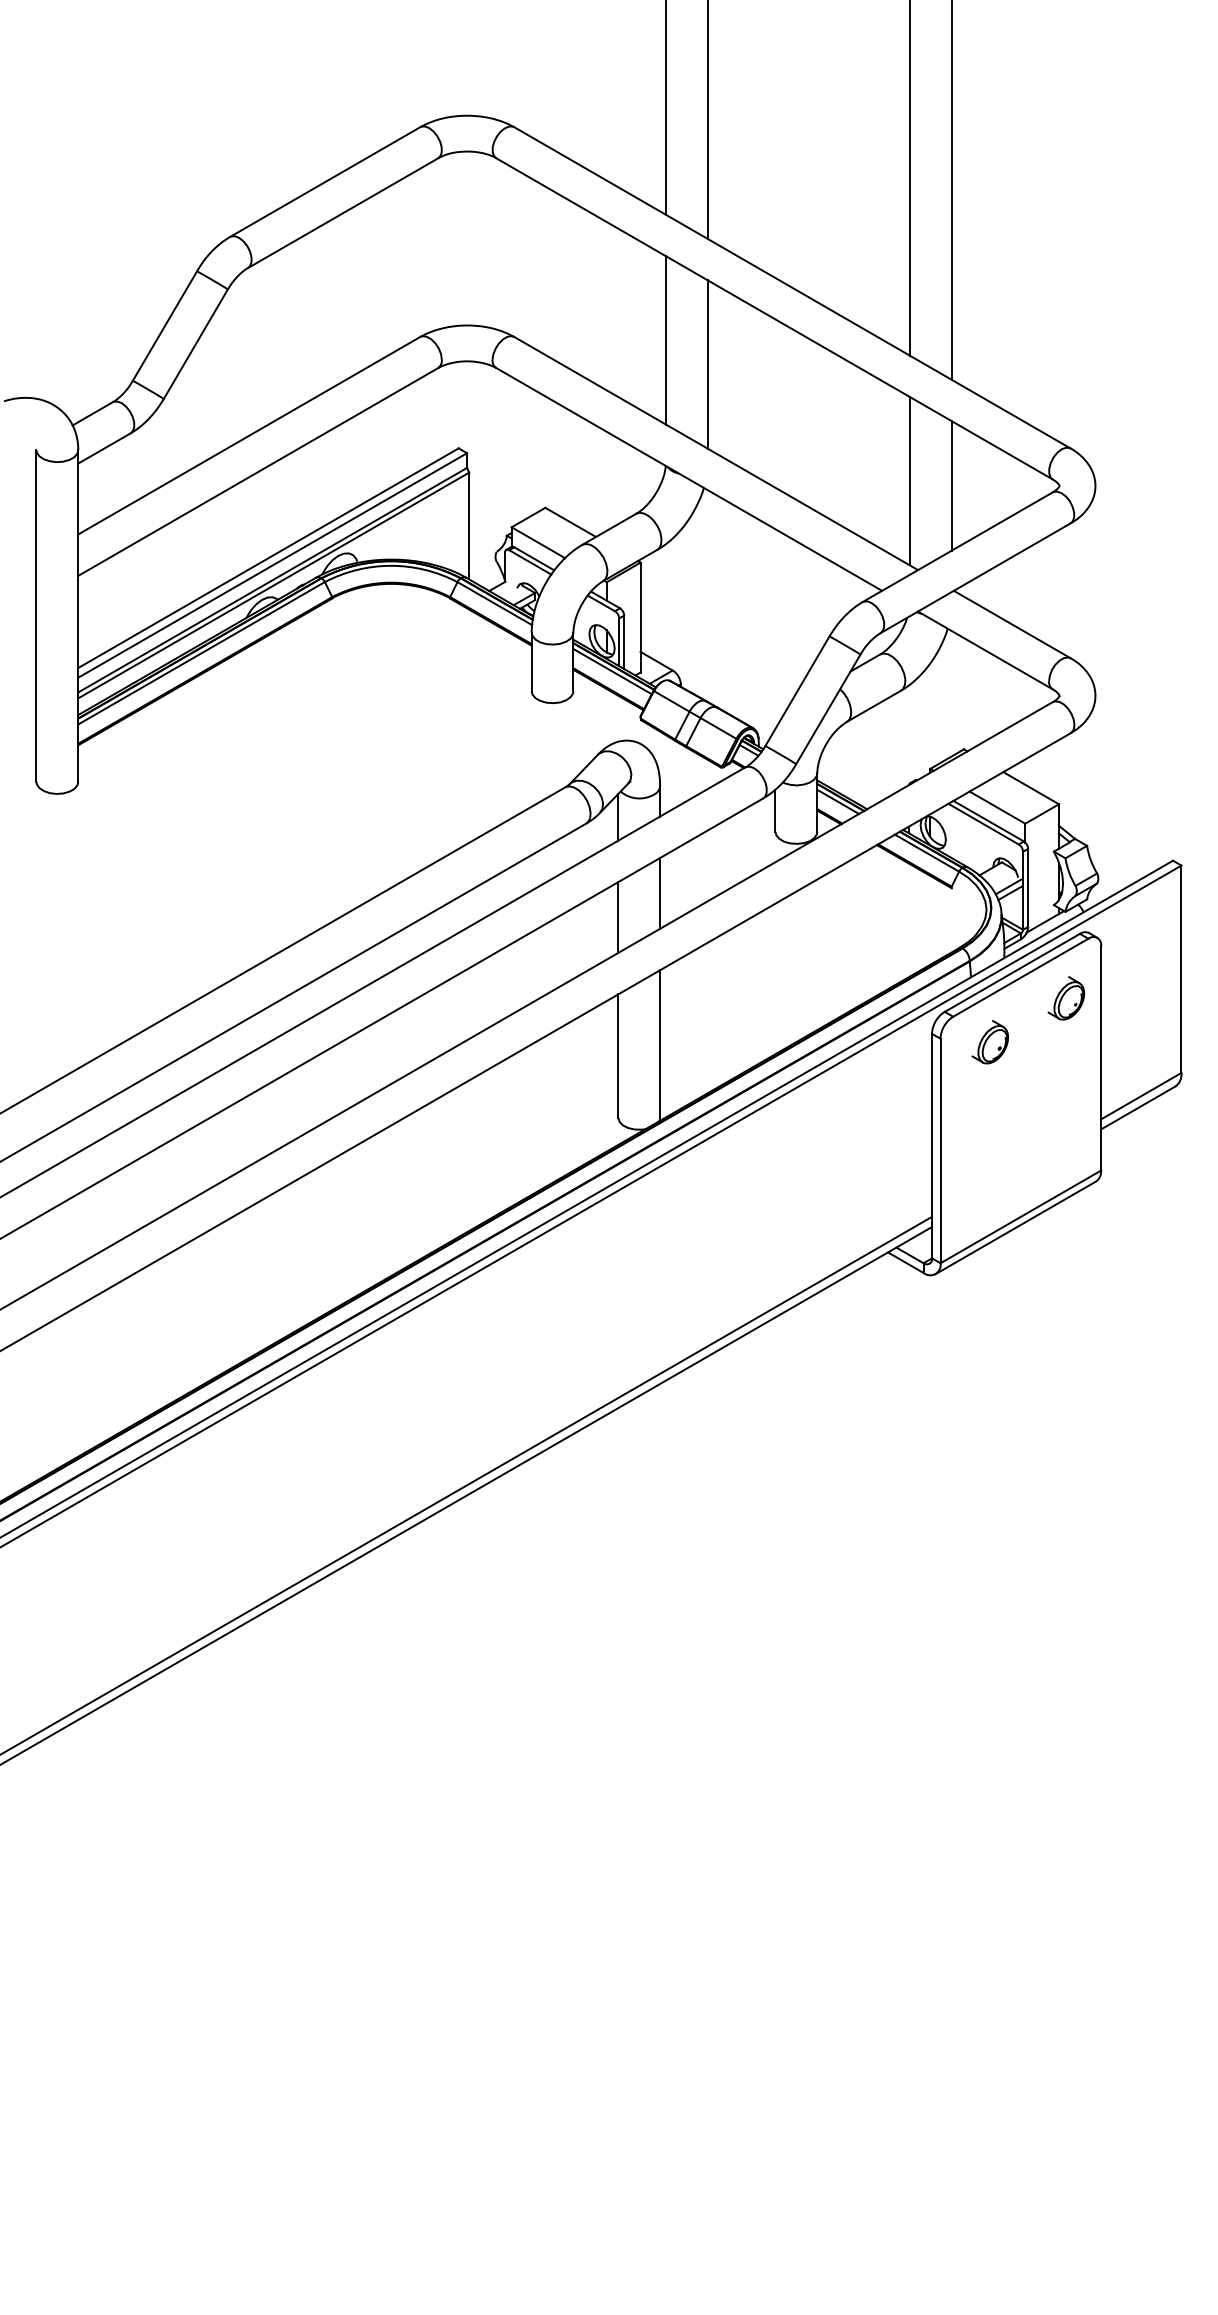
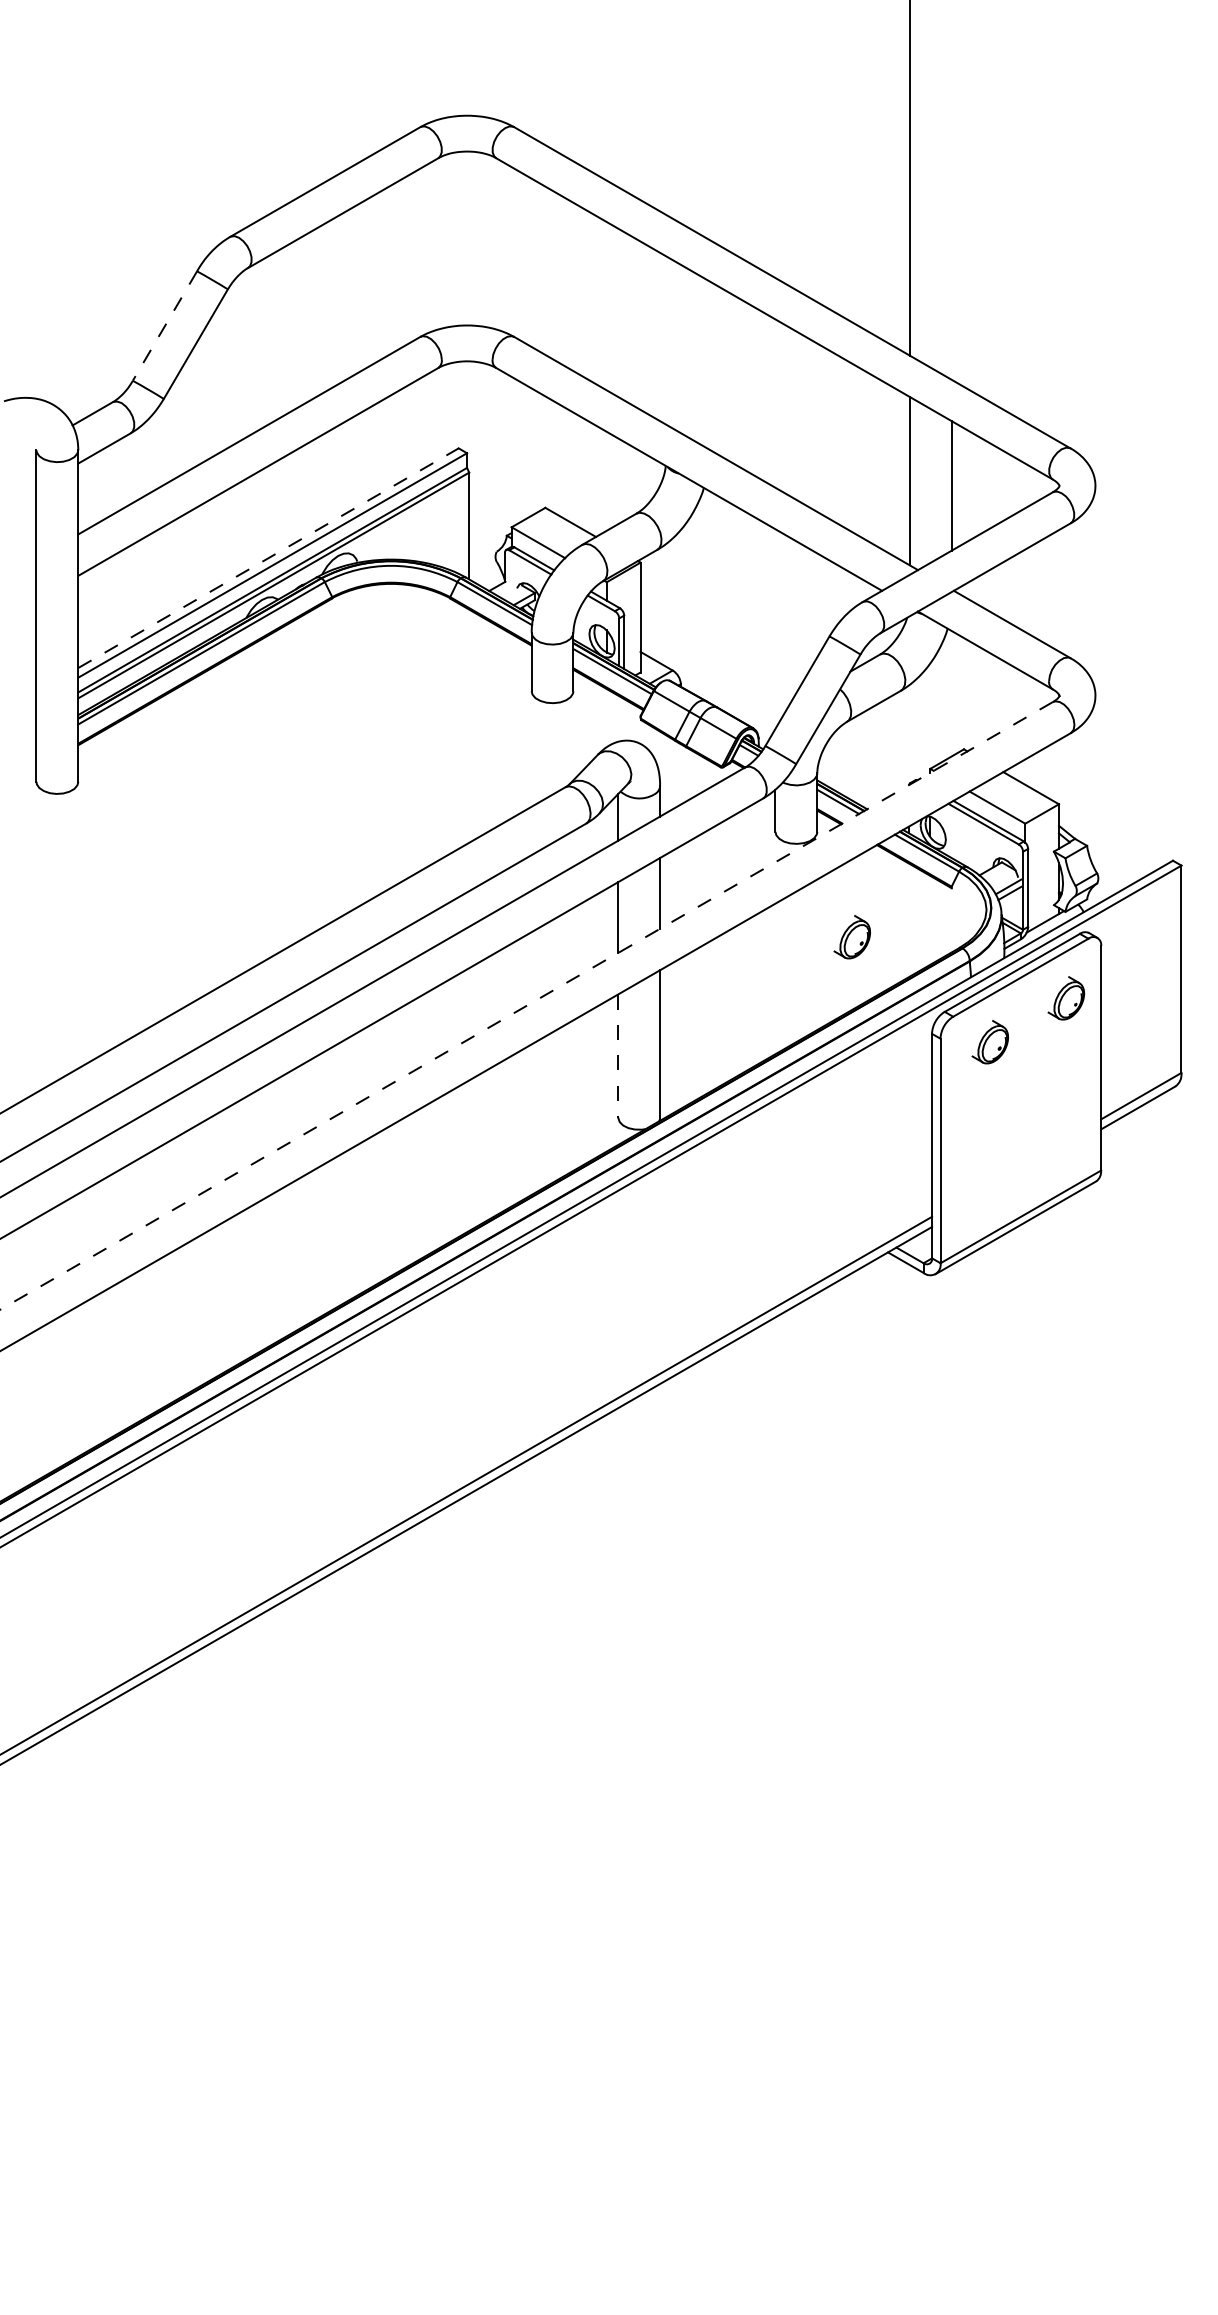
line: present -> none (666, 108)
line: present -> none (707, 120)
line: present -> none (951, 190)
line: solid -> dashed (164, 326)
line: present -> none (666, 340)
line: present -> none (707, 364)
line: solid -> dashed (268, 558)
part: none -> present (851, 937)
line: solid -> dashed (526, 1006)
line: solid -> dashed (618, 1056)
